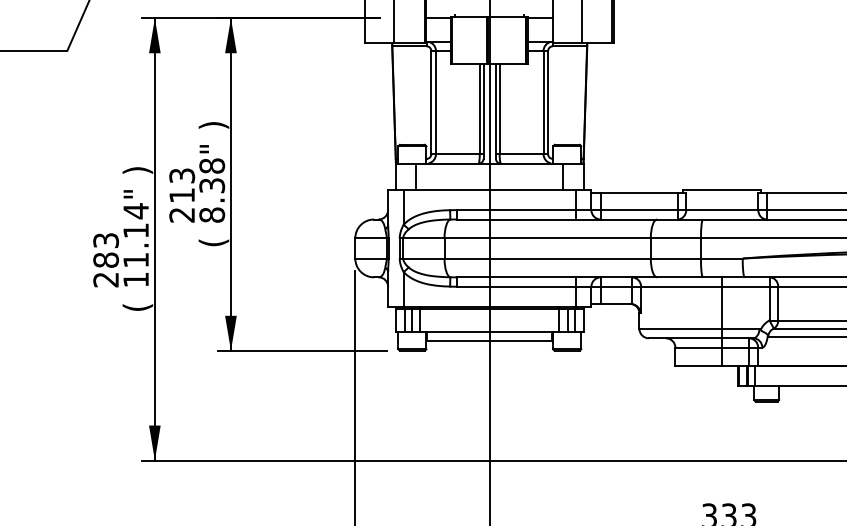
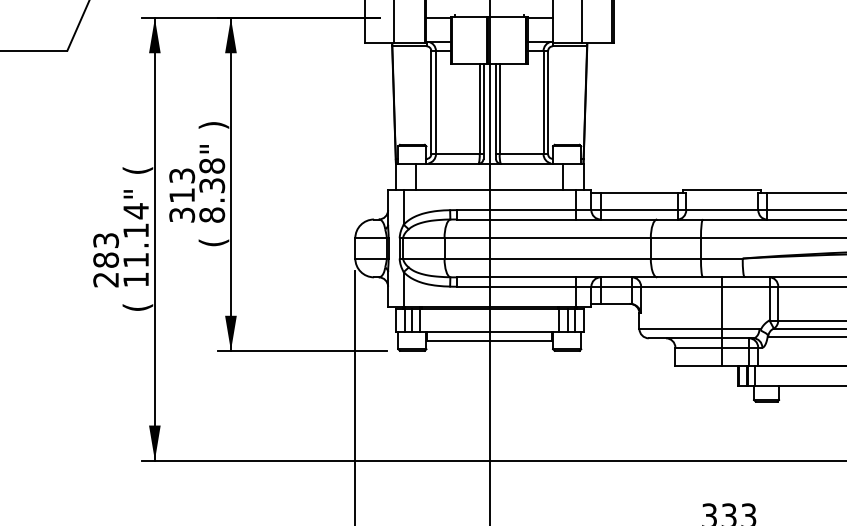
text: ) -> ( (137, 170)
text: 213 -> 313 (182, 214)
